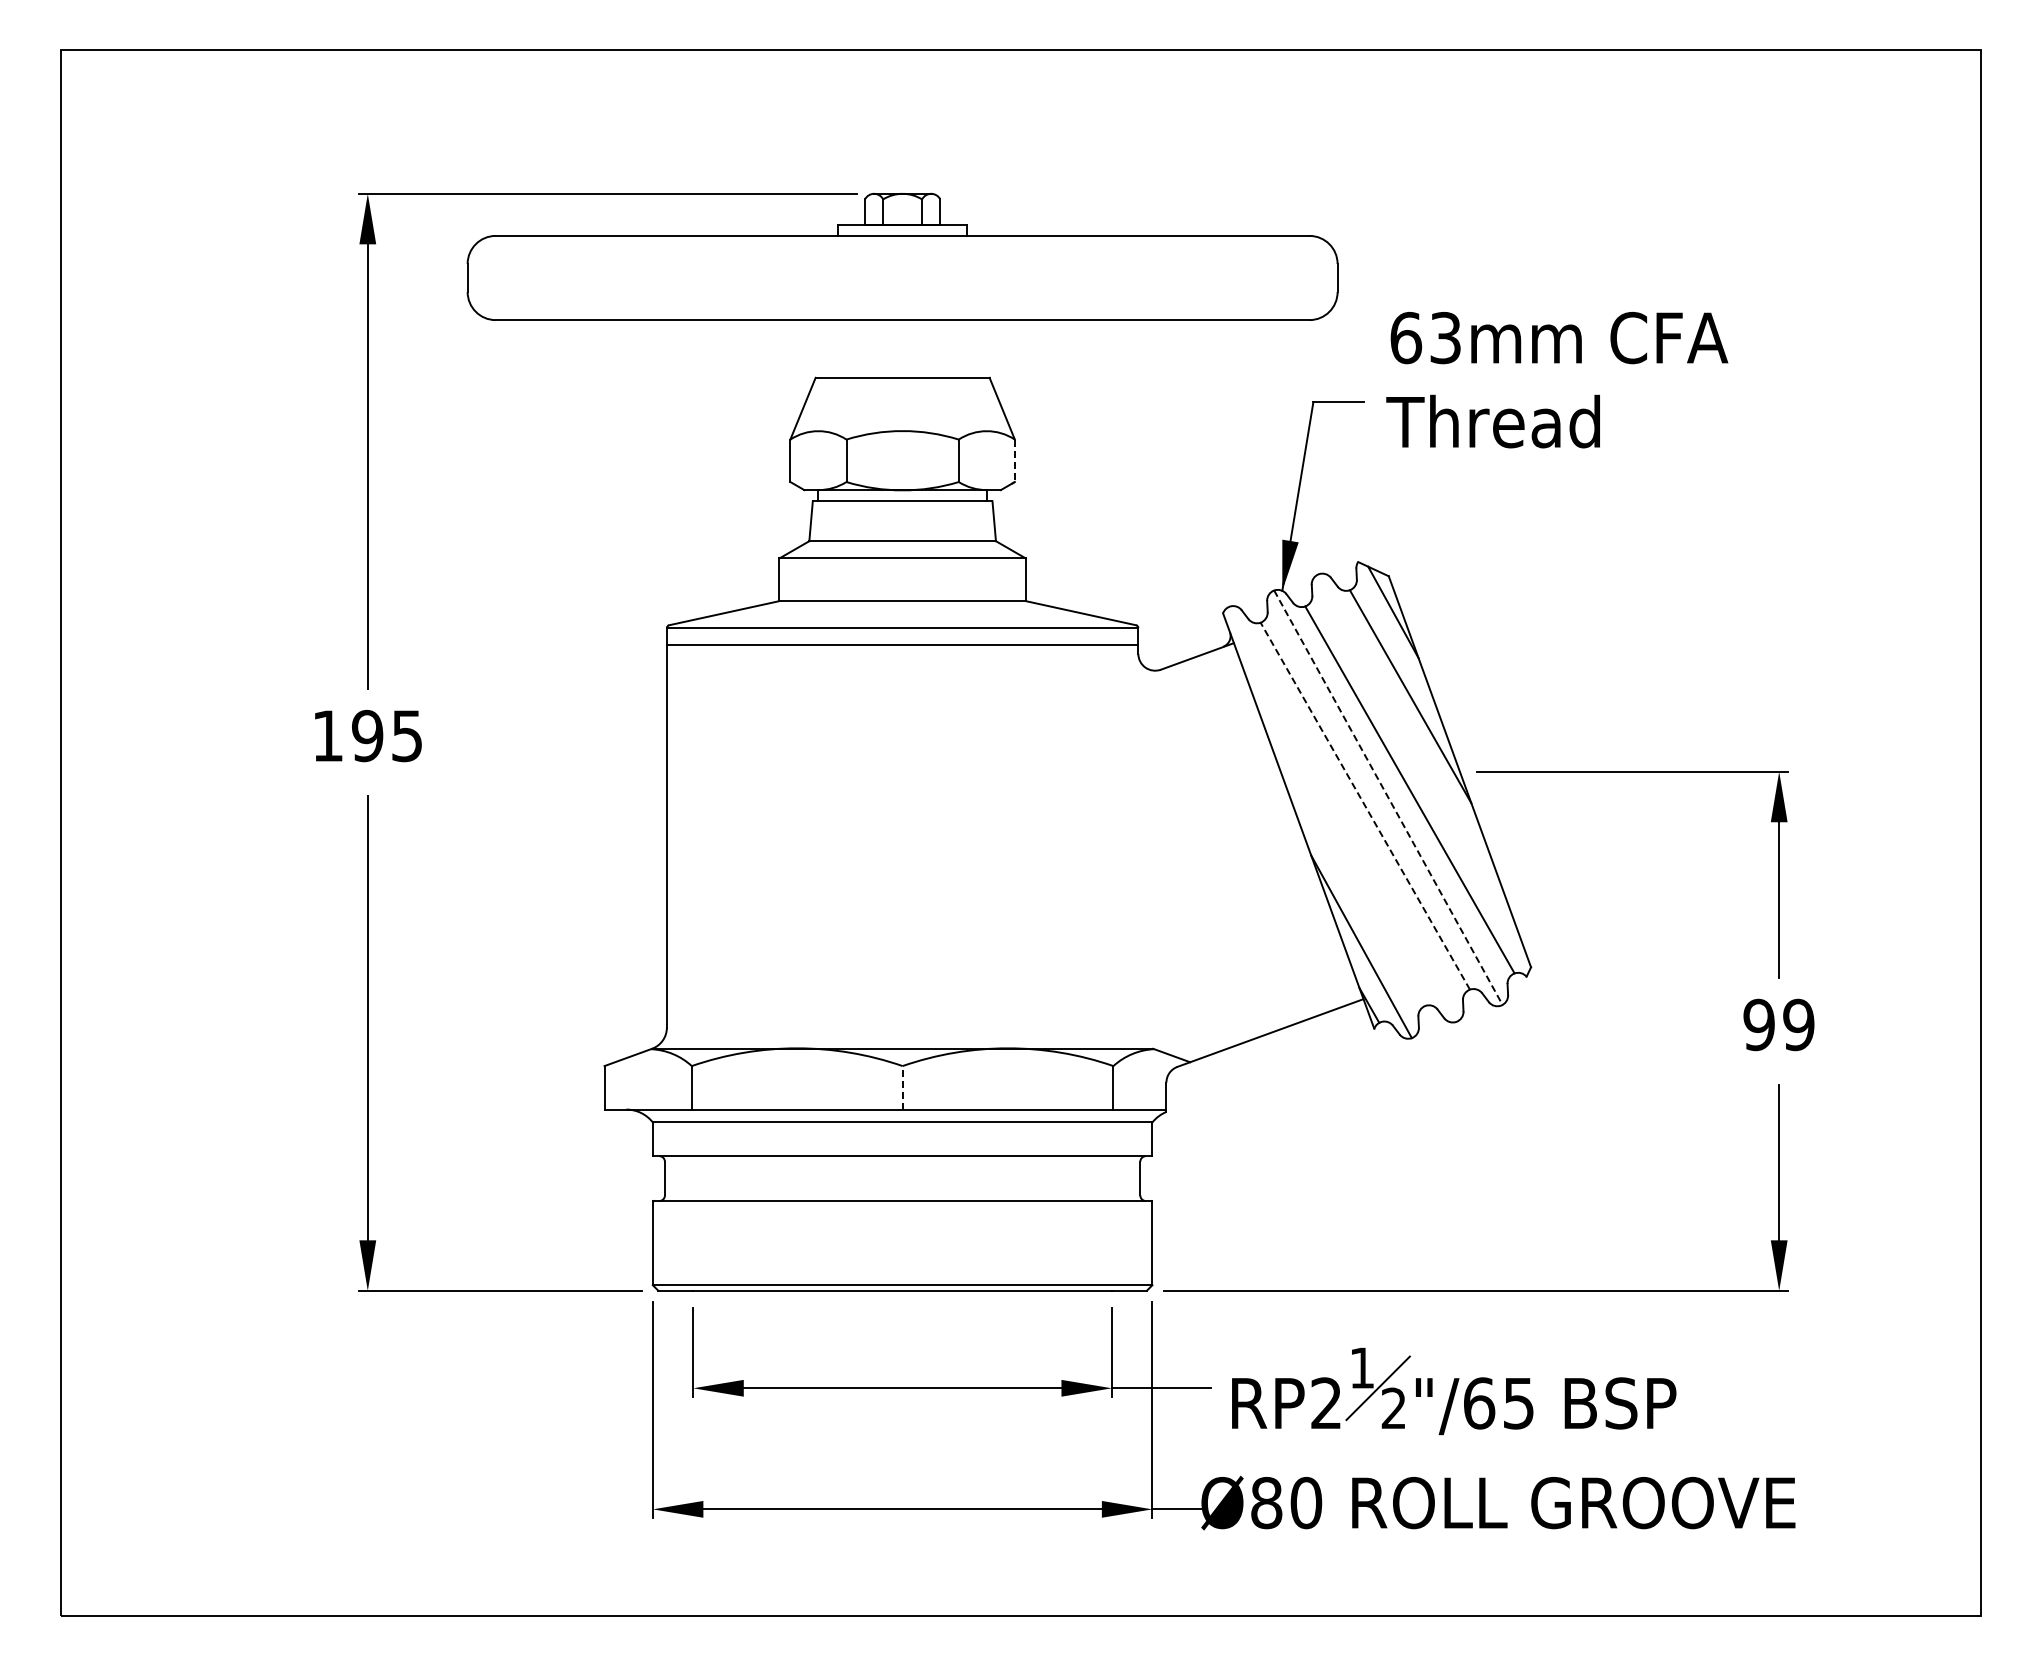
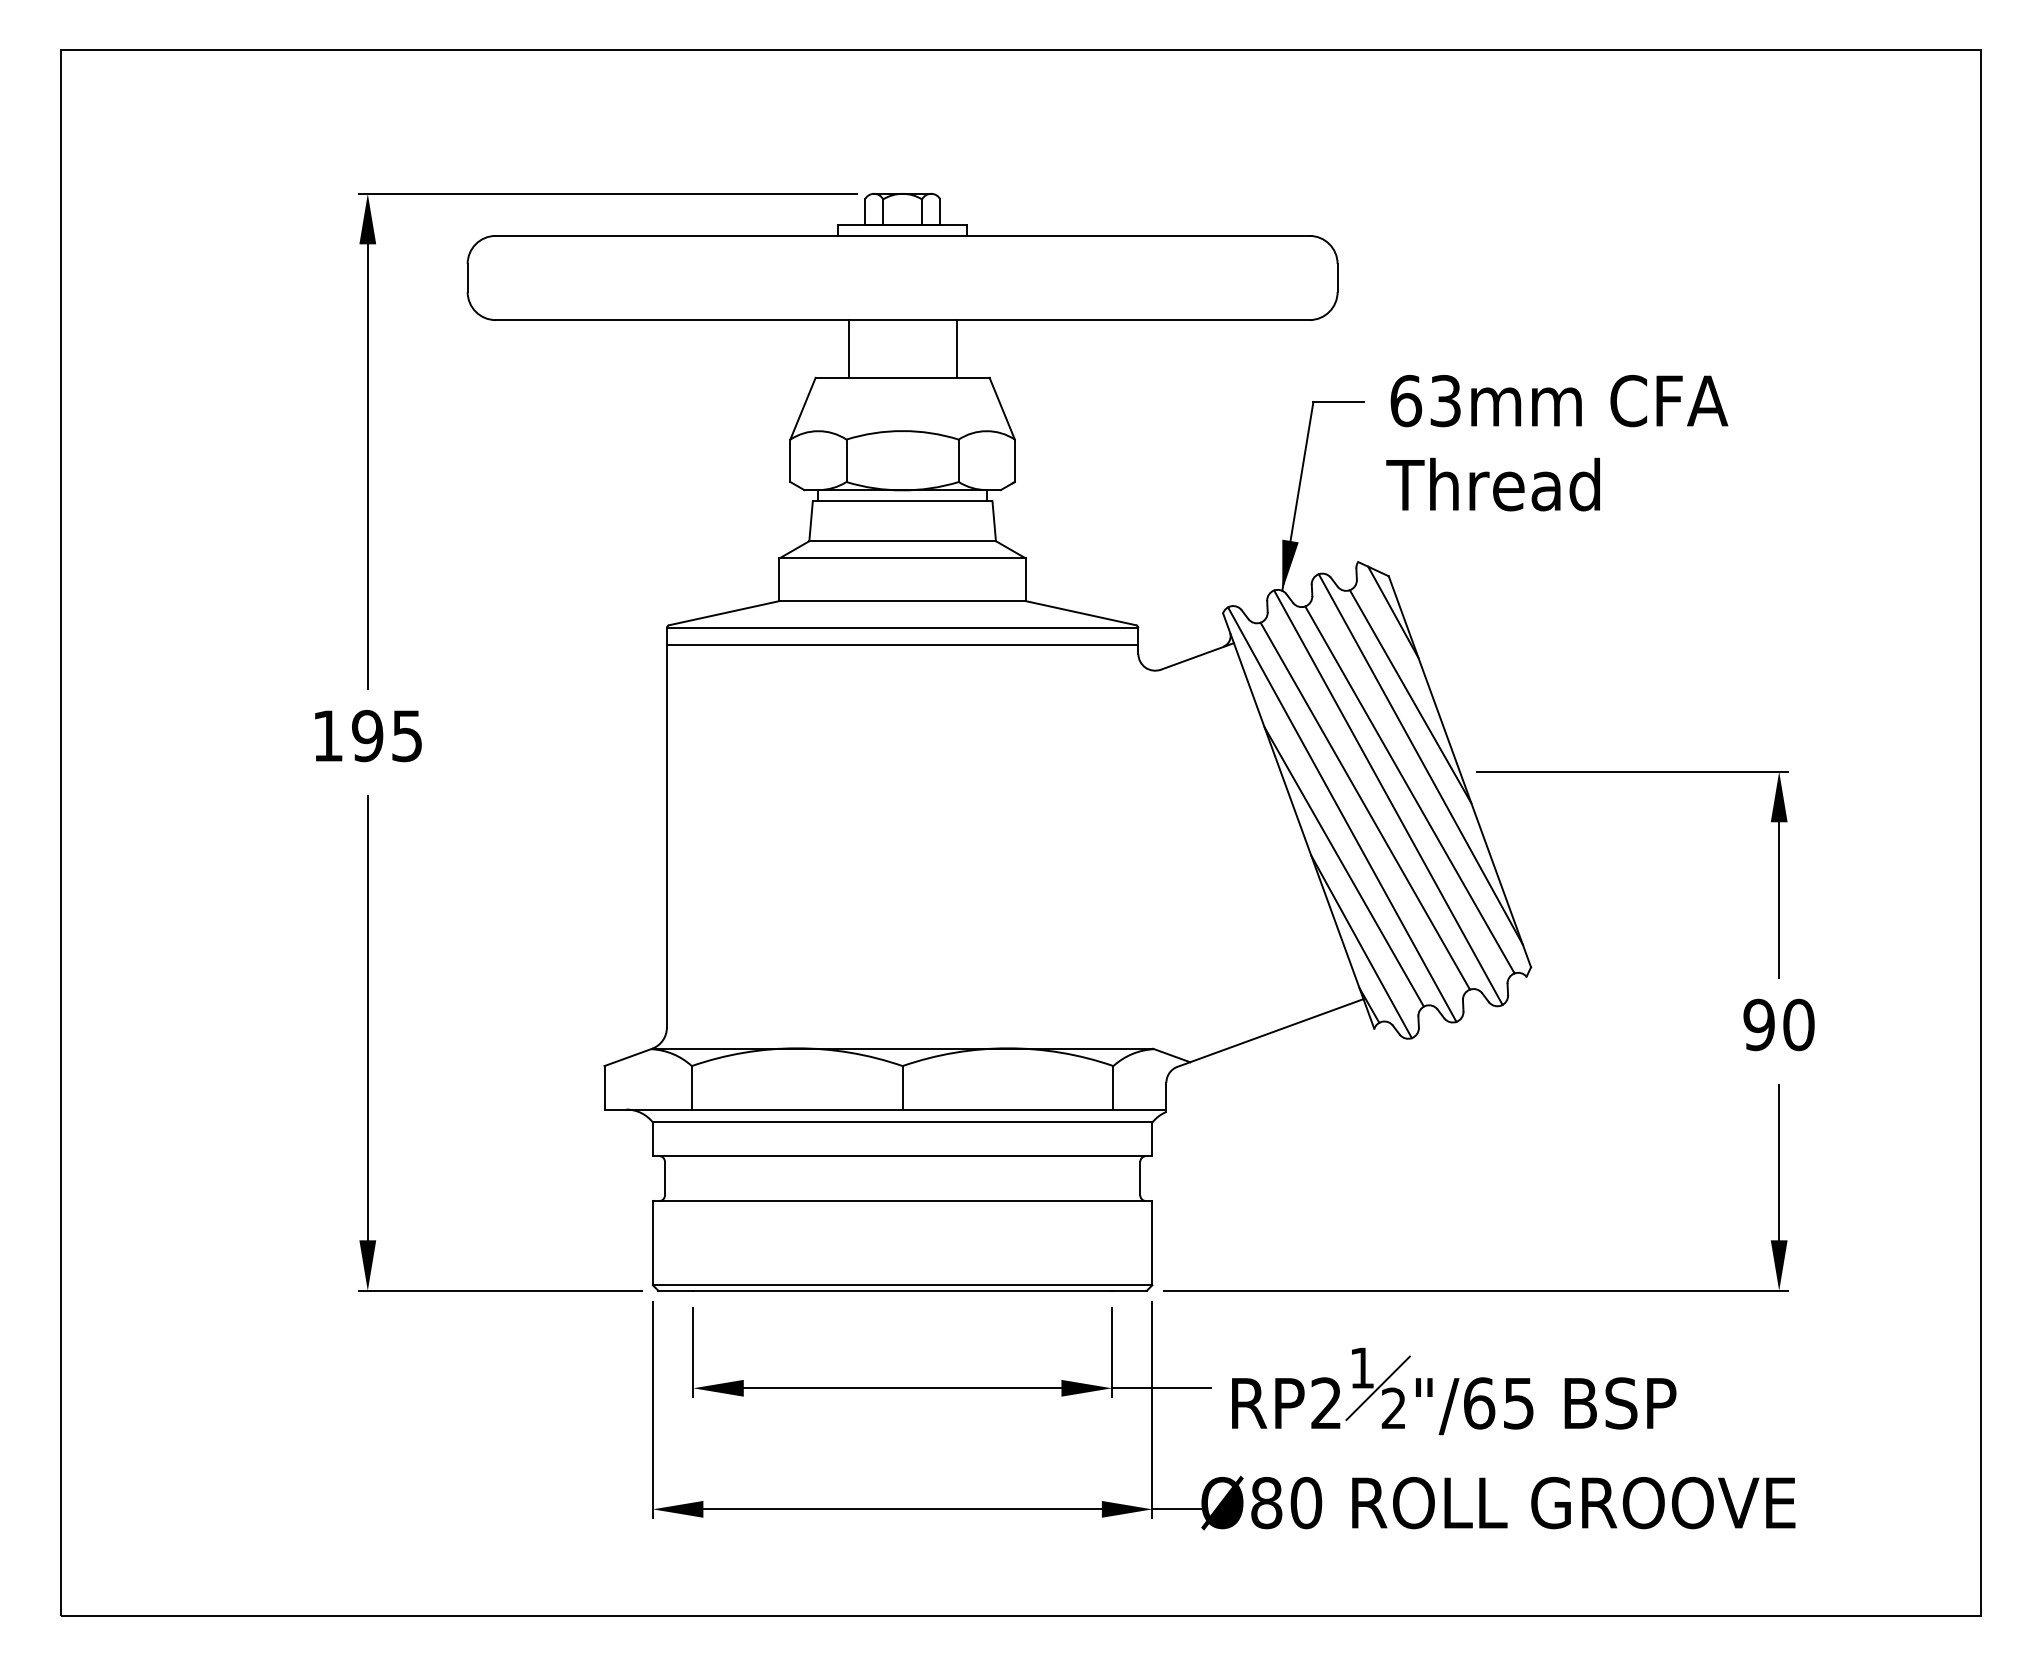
line: none -> present (848, 348)
line: none -> present (956, 348)
text position: (1557, 380) -> (1557, 443) (1557, 443)
line: dashed -> solid (1014, 461)
line: none -> present (1420, 759)
line: dashed -> solid (1388, 797)
line: dashed -> solid (1365, 805)
line: none -> present (1342, 814)
line: none -> present (1343, 866)
text: 99 -> 90 (1798, 1025)
line: dashed -> solid (902, 1087)
